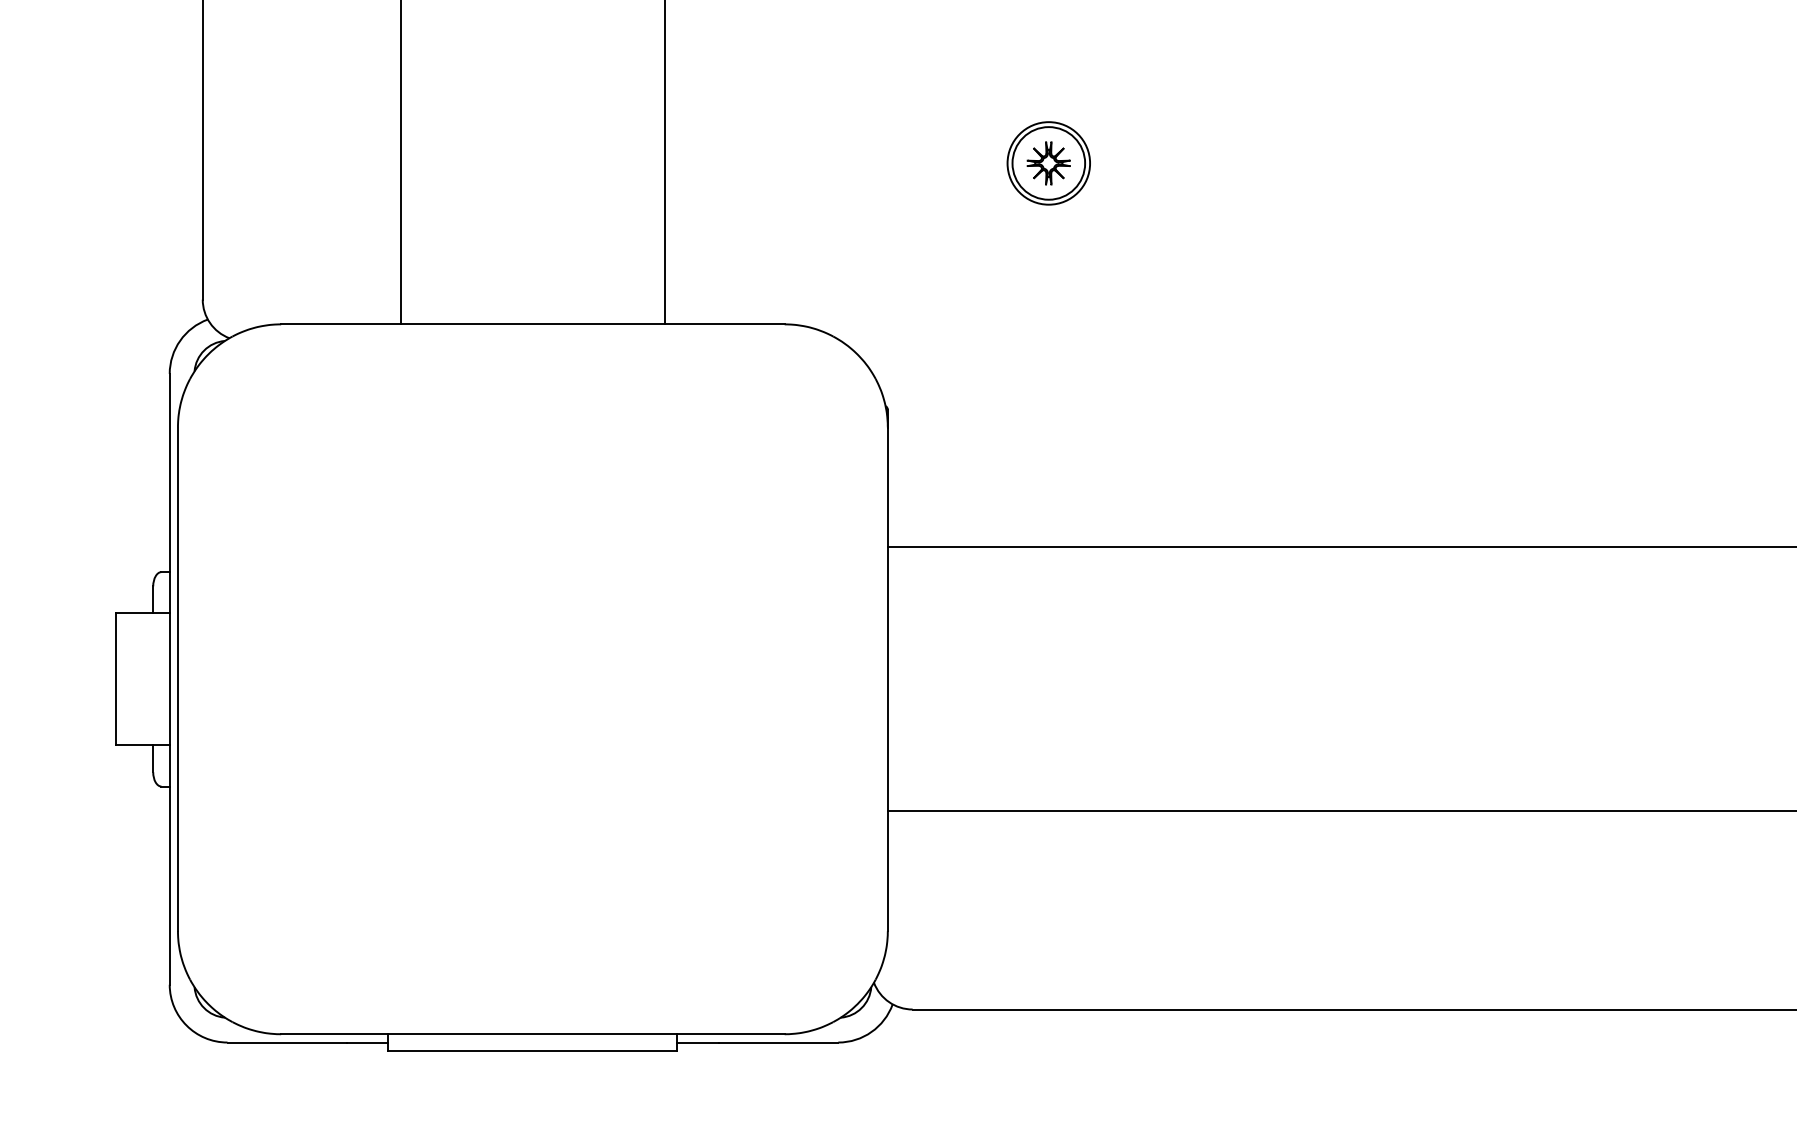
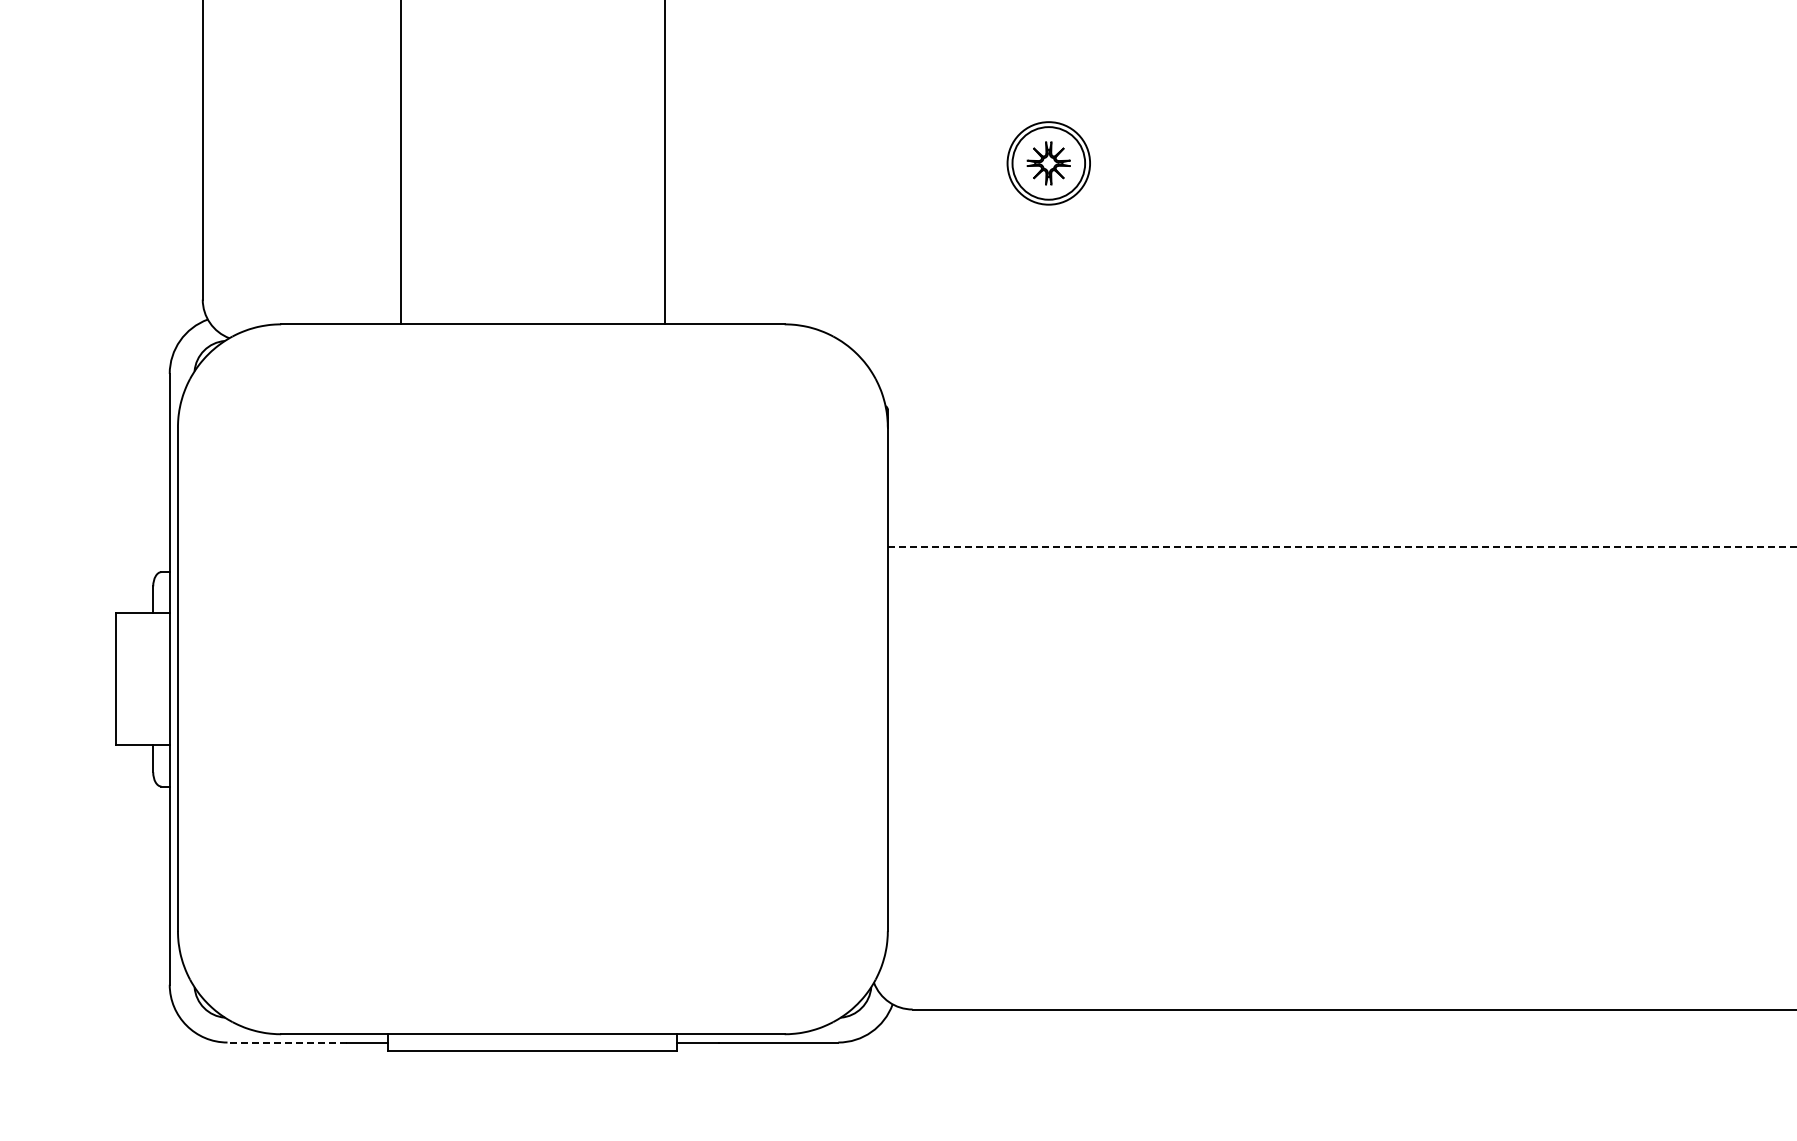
line: solid -> dashed (1342, 547)
line: present -> none (1340, 811)
line: solid -> dashed (287, 1042)
